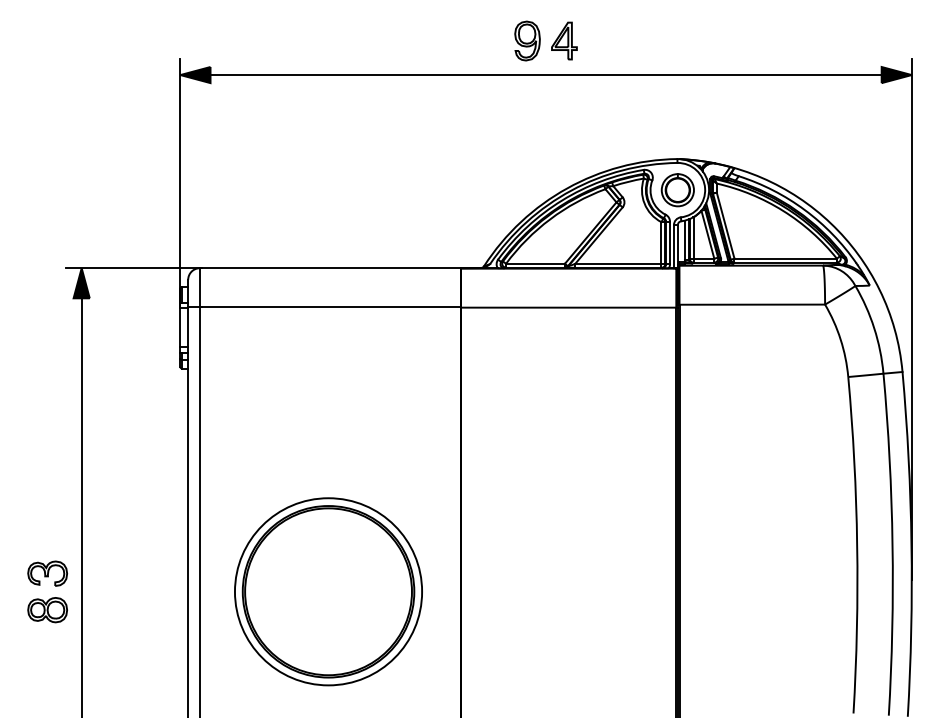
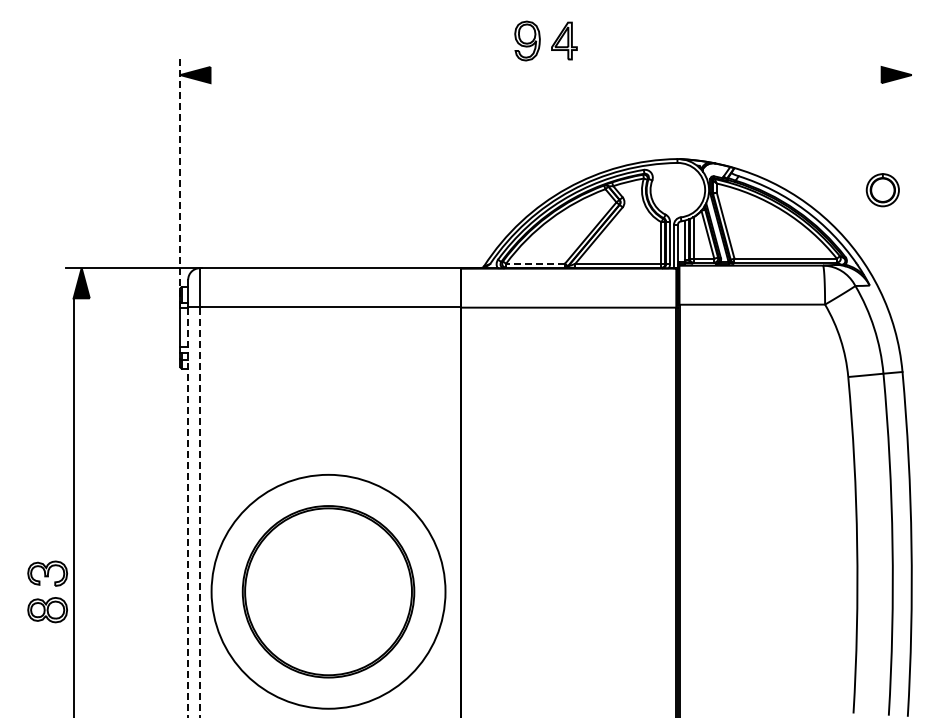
line: present -> none (545, 75)
line: solid -> dashed (180, 183)
part position: (677, 190) -> (882, 190) (882, 190)
line: solid -> dashed (535, 263)
line: present -> none (911, 319)
line position: (81, 506) -> (73, 506) (73, 506)
line: solid -> dashed (188, 511)
line: solid -> dashed (199, 511)
circle diameter: 187 px -> 234 px (328, 591)
